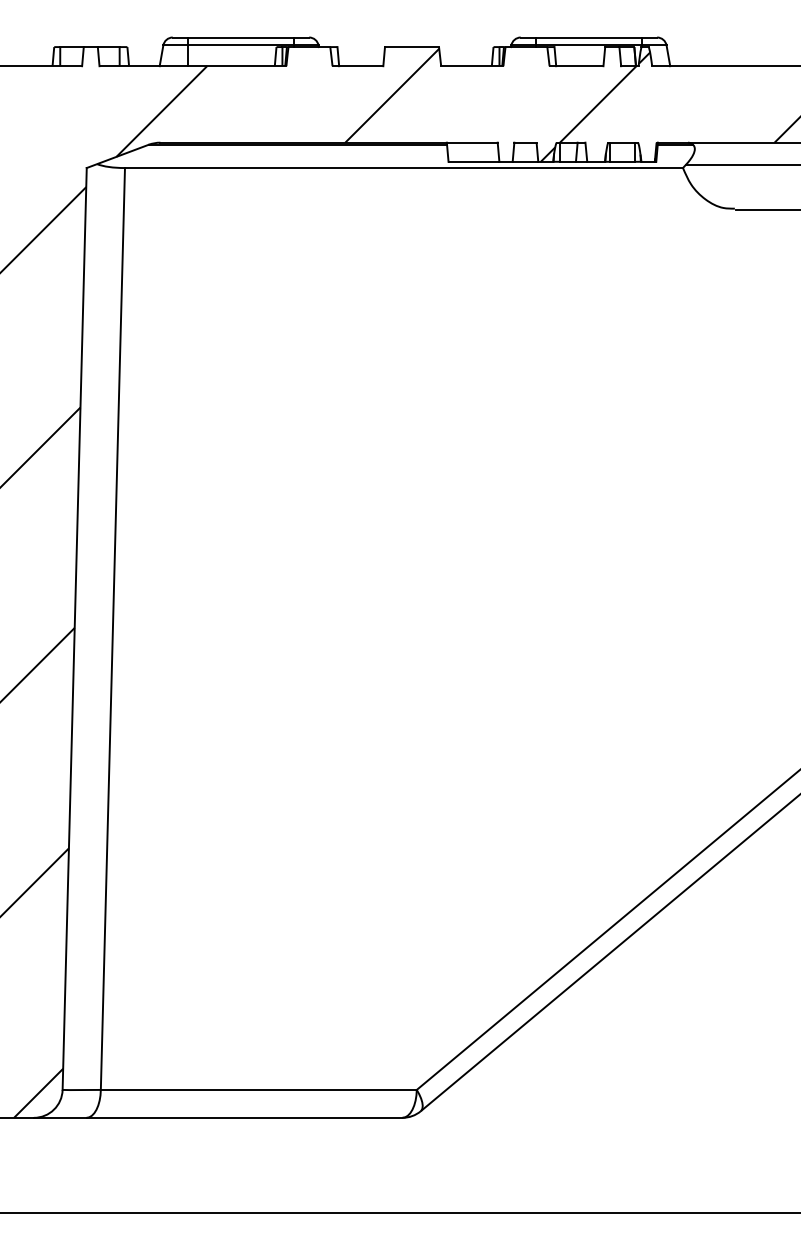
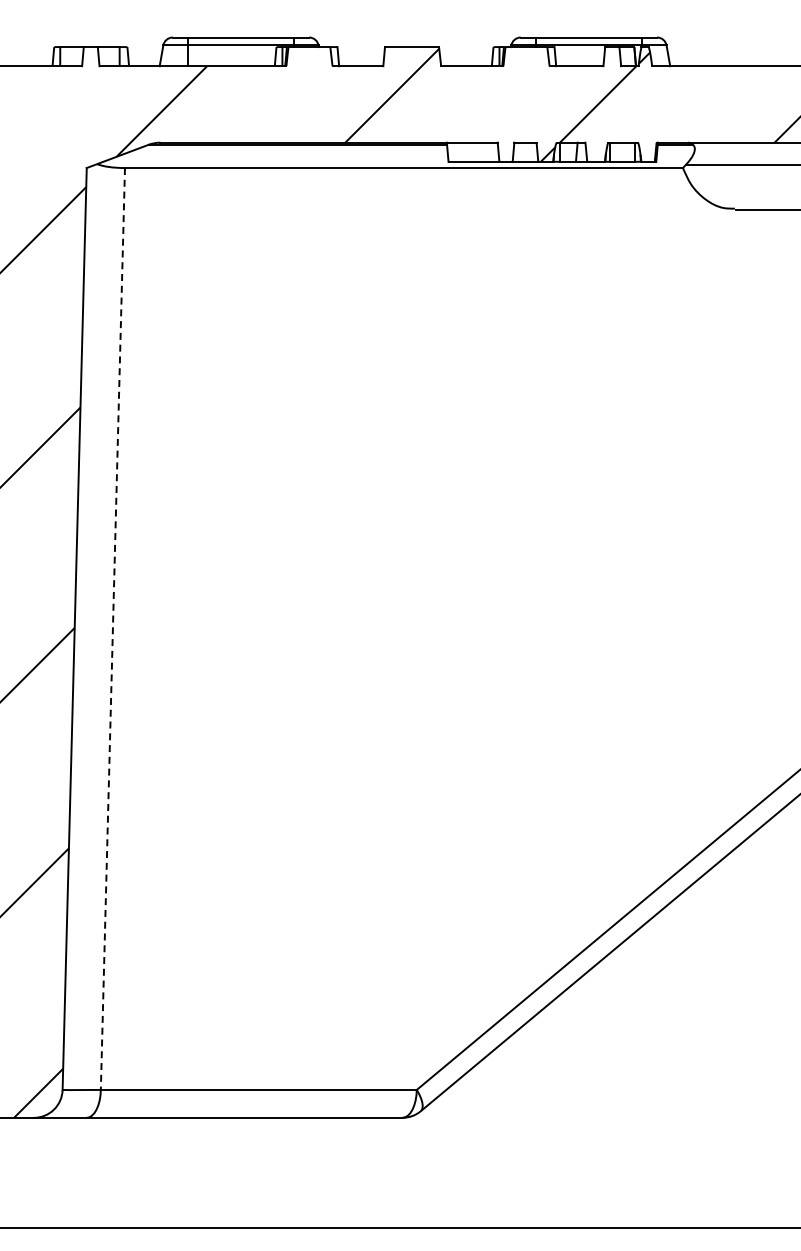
line: solid -> dashed (112, 629)
line position: (399, 1213) -> (399, 1228) (399, 1228)
